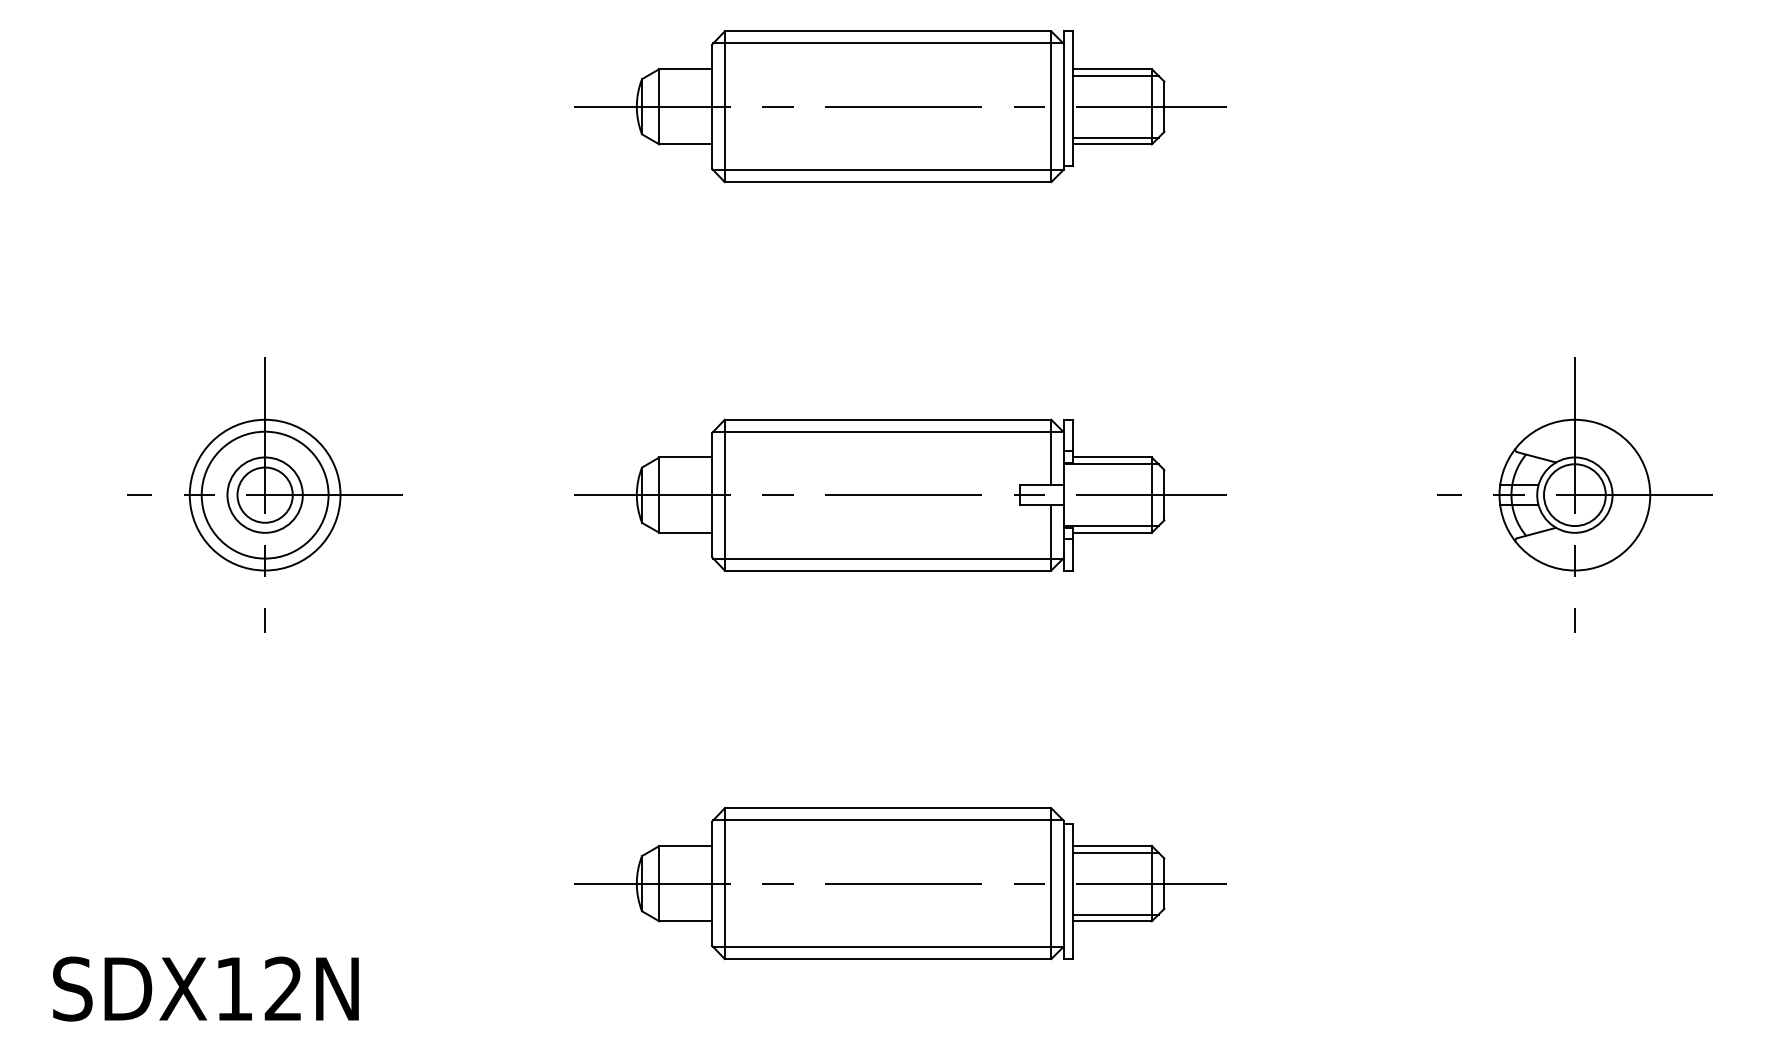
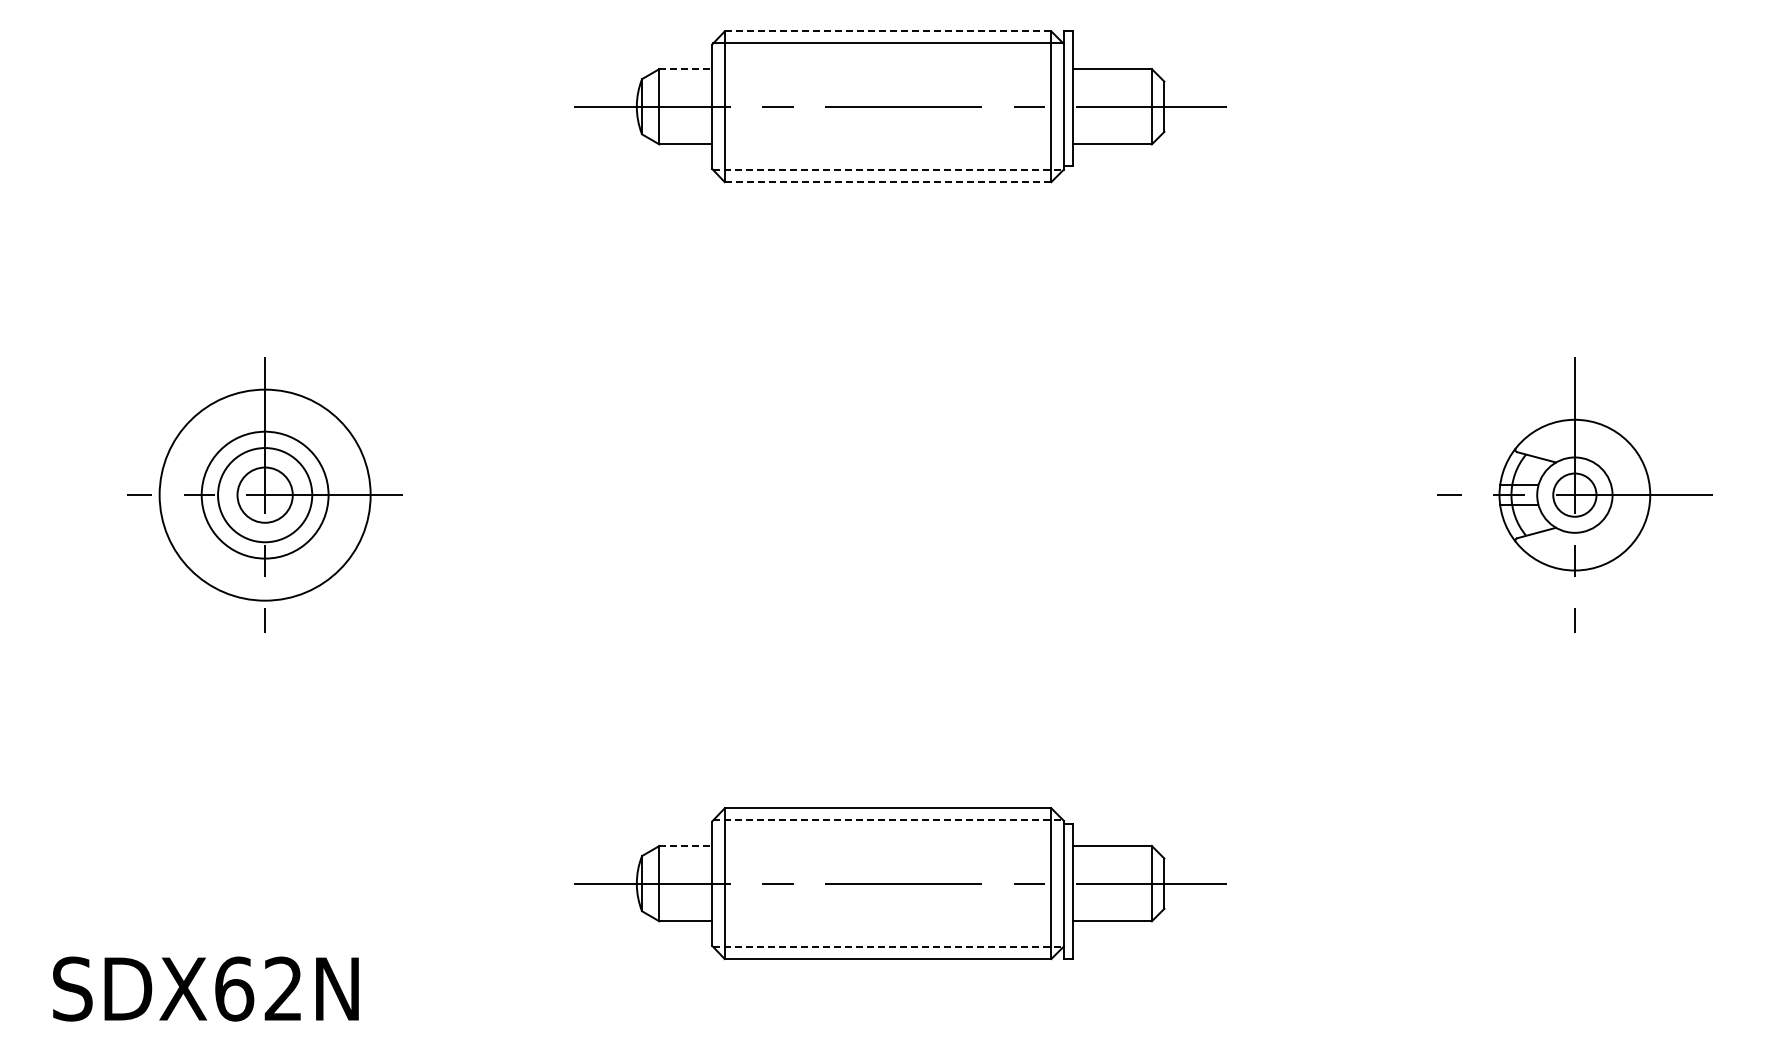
line: solid -> dashed (888, 31)
line: solid -> dashed (686, 69)
line: present -> none (1115, 75)
line: present -> none (1115, 137)
line: solid -> dashed (888, 170)
line: solid -> dashed (888, 182)
circle diameter: 151 px -> 211 px (264, 494)
circle diameter: 75 px -> 94 px (265, 495)
part: present -> none (900, 494)
circle diameter: 62 px -> 43 px (1574, 494)
line: solid -> dashed (888, 820)
line: solid -> dashed (686, 845)
line: present -> none (1115, 852)
line: present -> none (1115, 914)
line: solid -> dashed (888, 947)
text: SDX12N -> SDX62N (234, 988)
